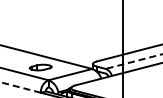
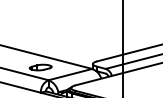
line: dashed -> solid (133, 61)
line: dashed -> solid (20, 87)
